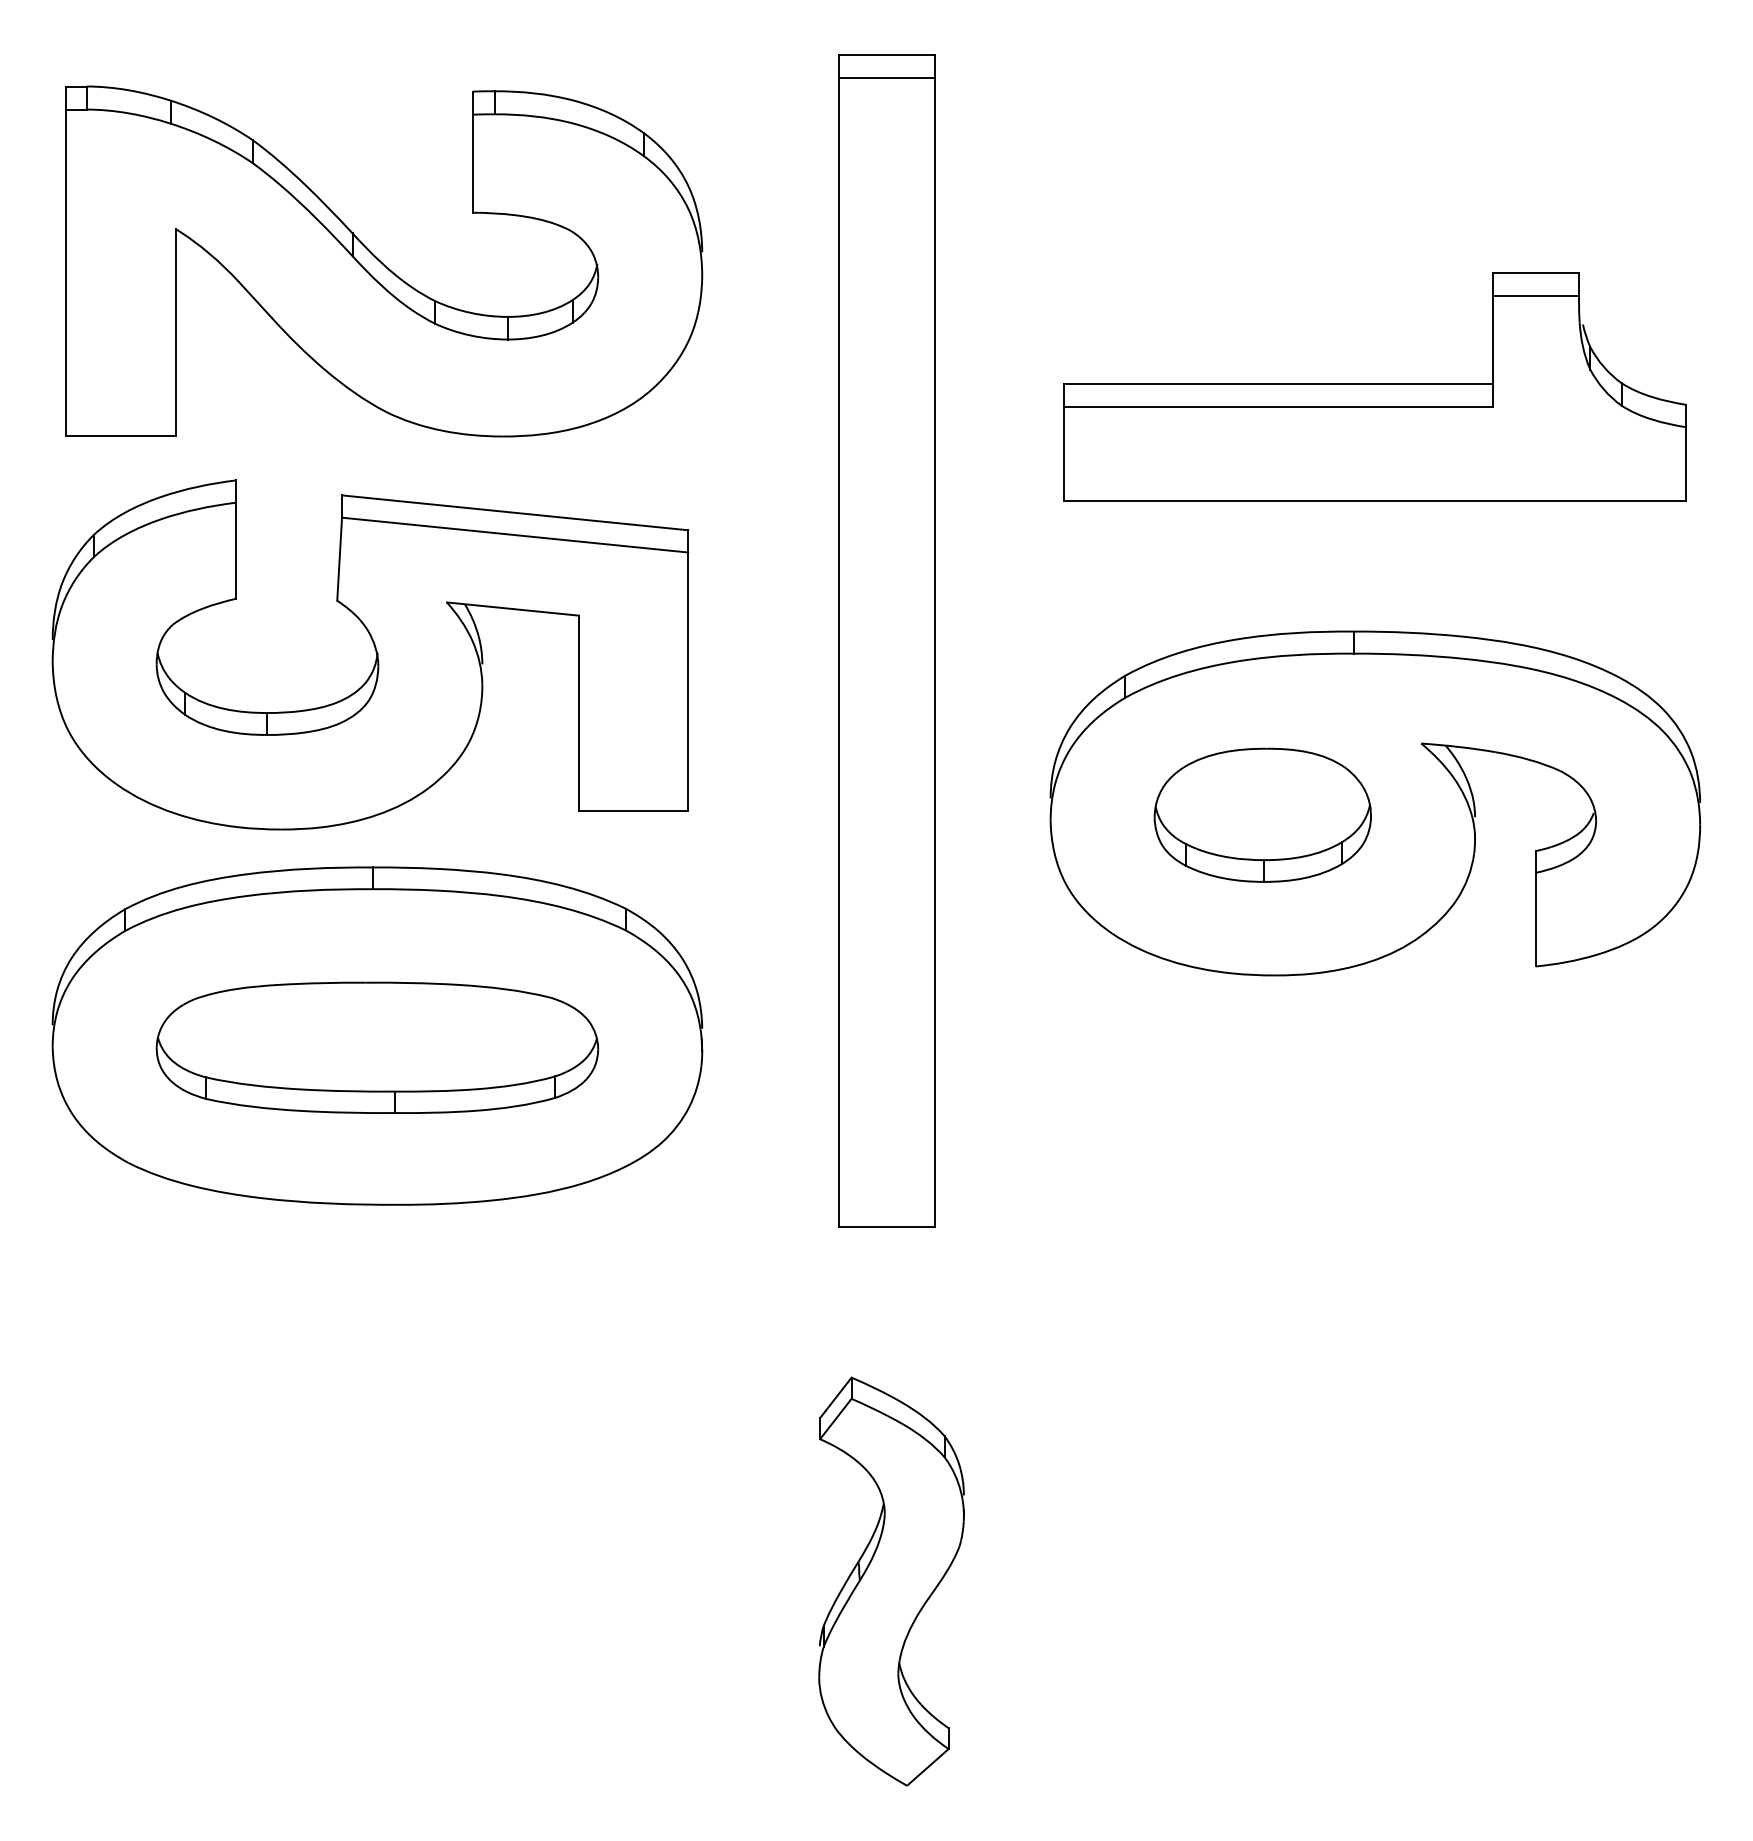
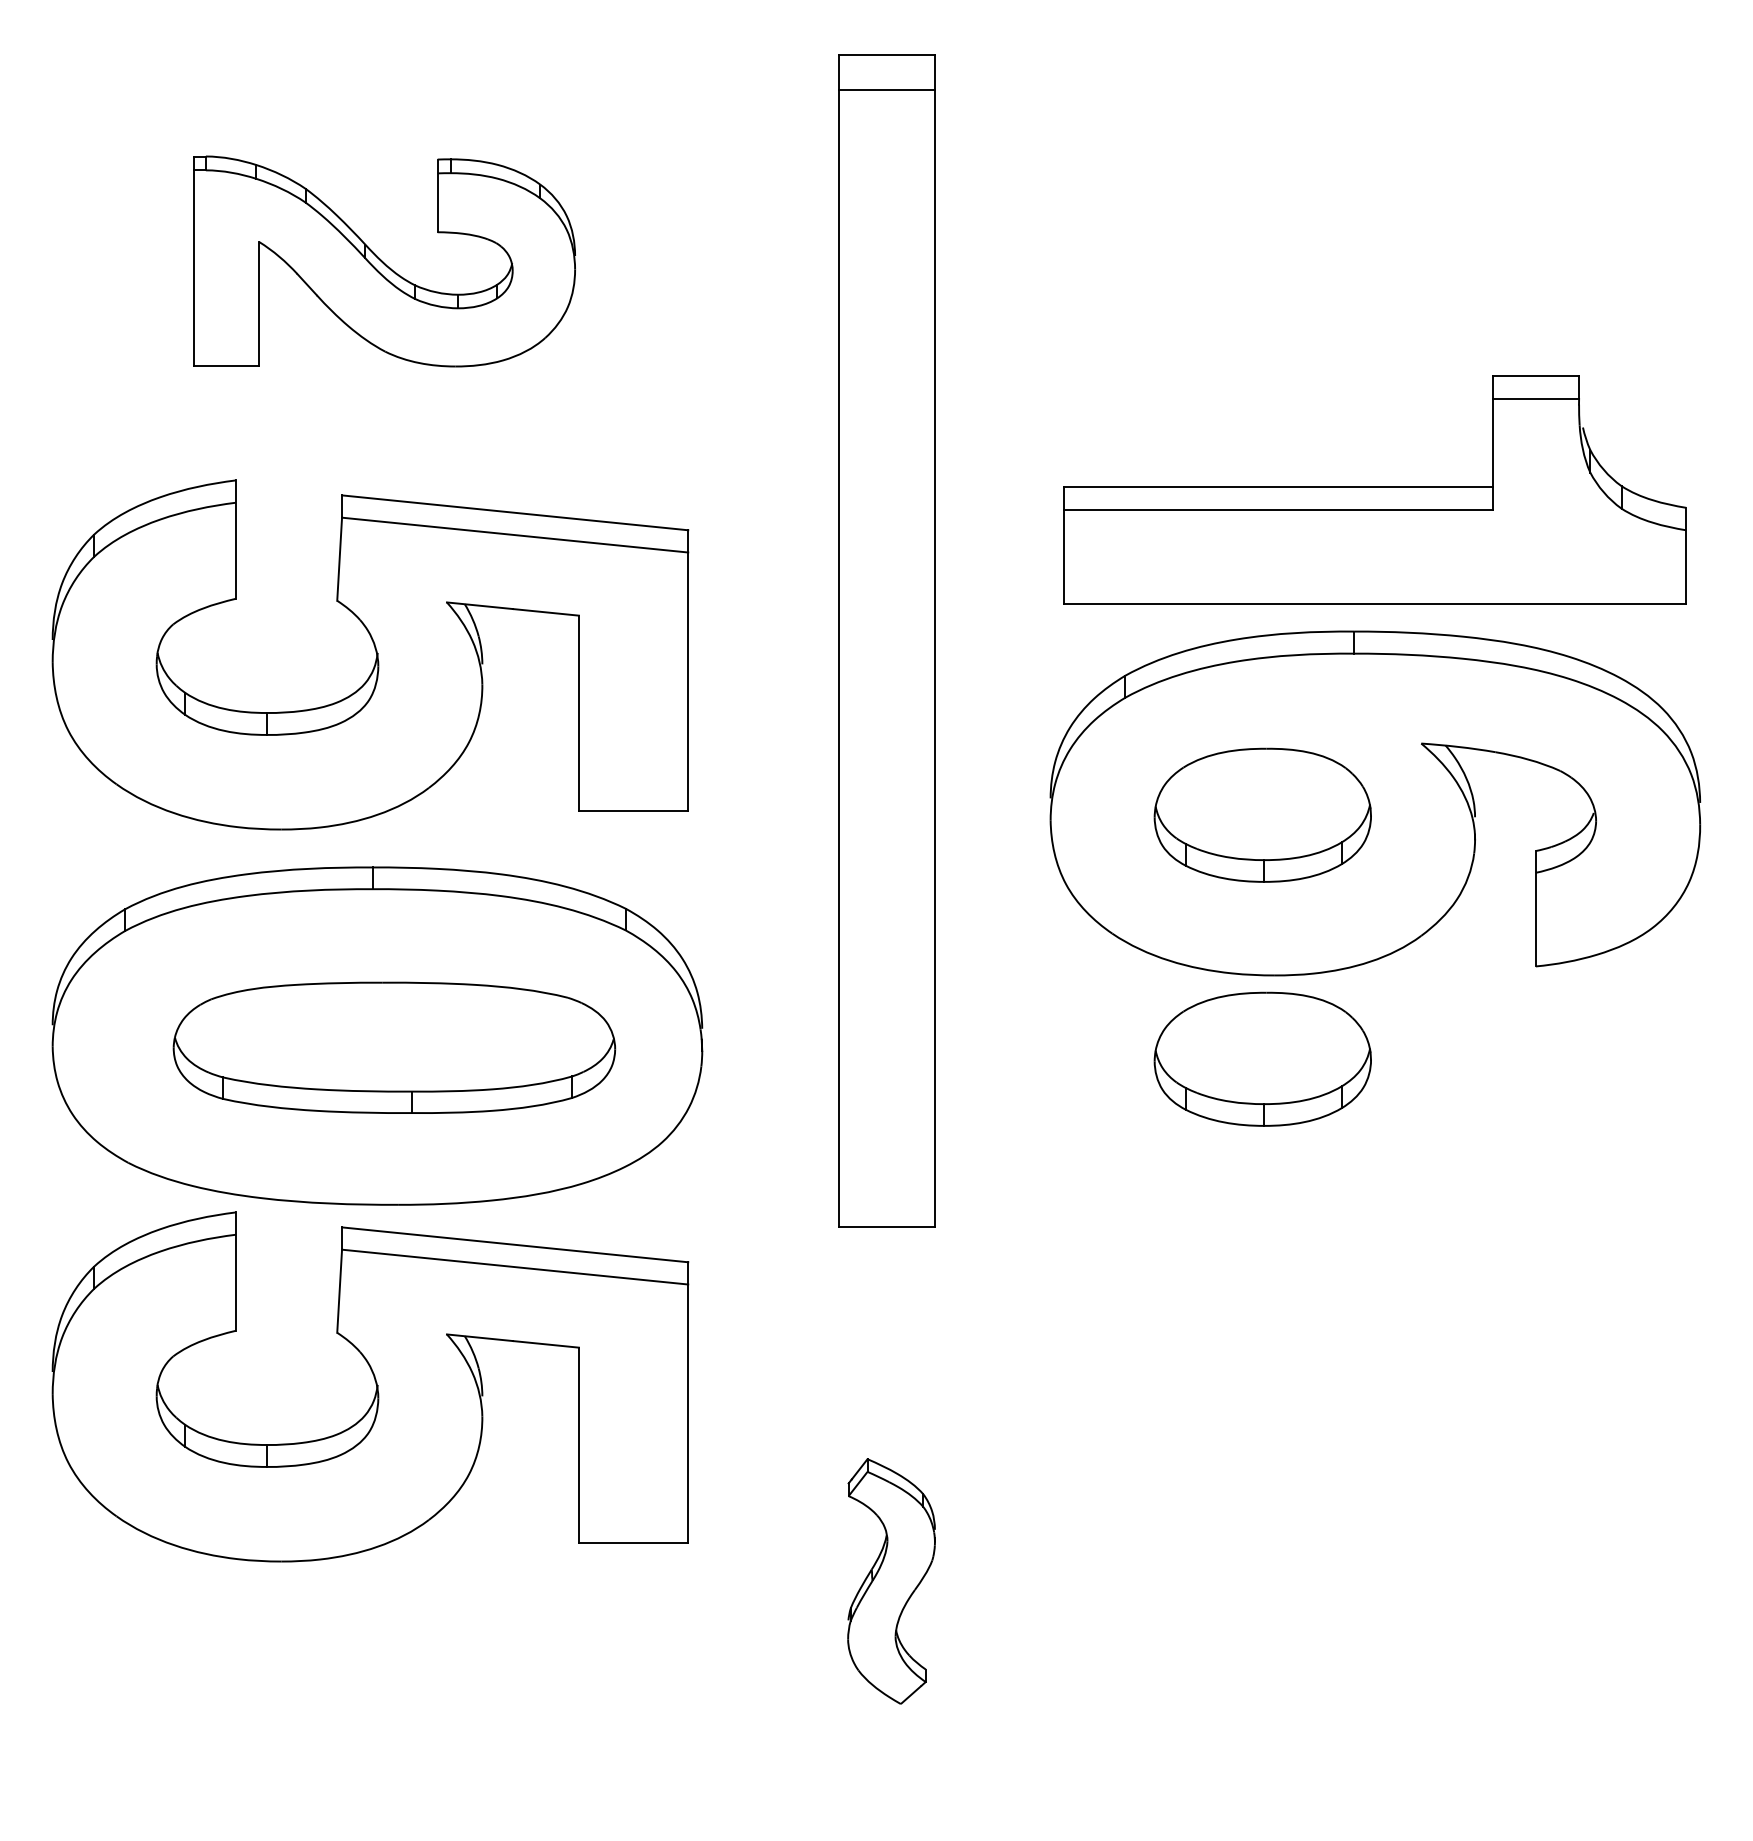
line position: (886, 78) -> (886, 90) (886, 90)
part size: 639x353 px -> 383x213 px (384, 261)
part position: (1374, 386) -> (1374, 489) (1374, 489)
part position: (377, 1047) -> (394, 1047) (394, 1047)
part: none -> present (1262, 1058)
part: none -> present (370, 1386)
part size: 147x411 px -> 89x247 px (891, 1581)
